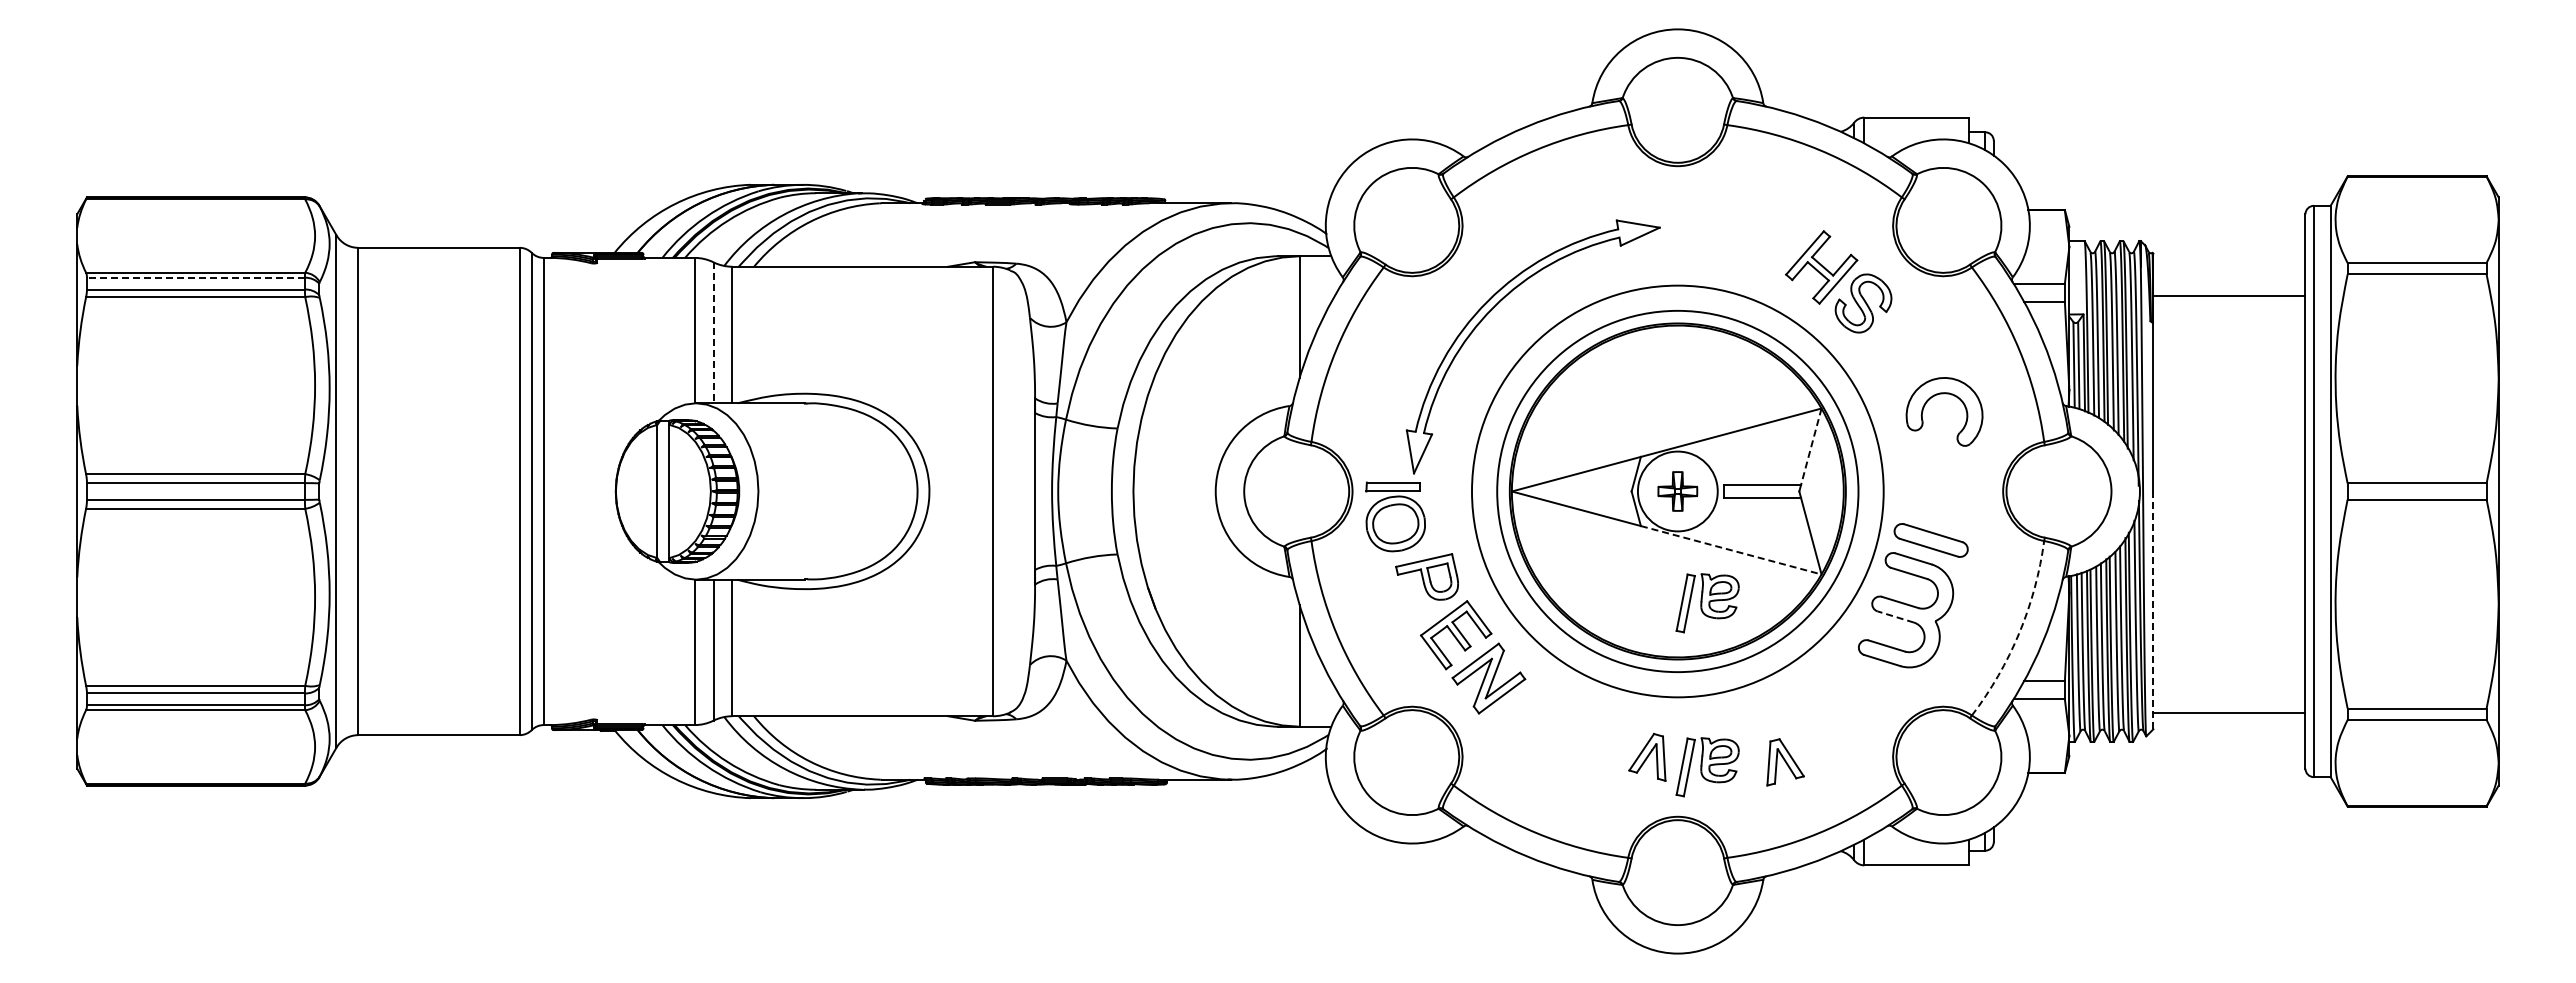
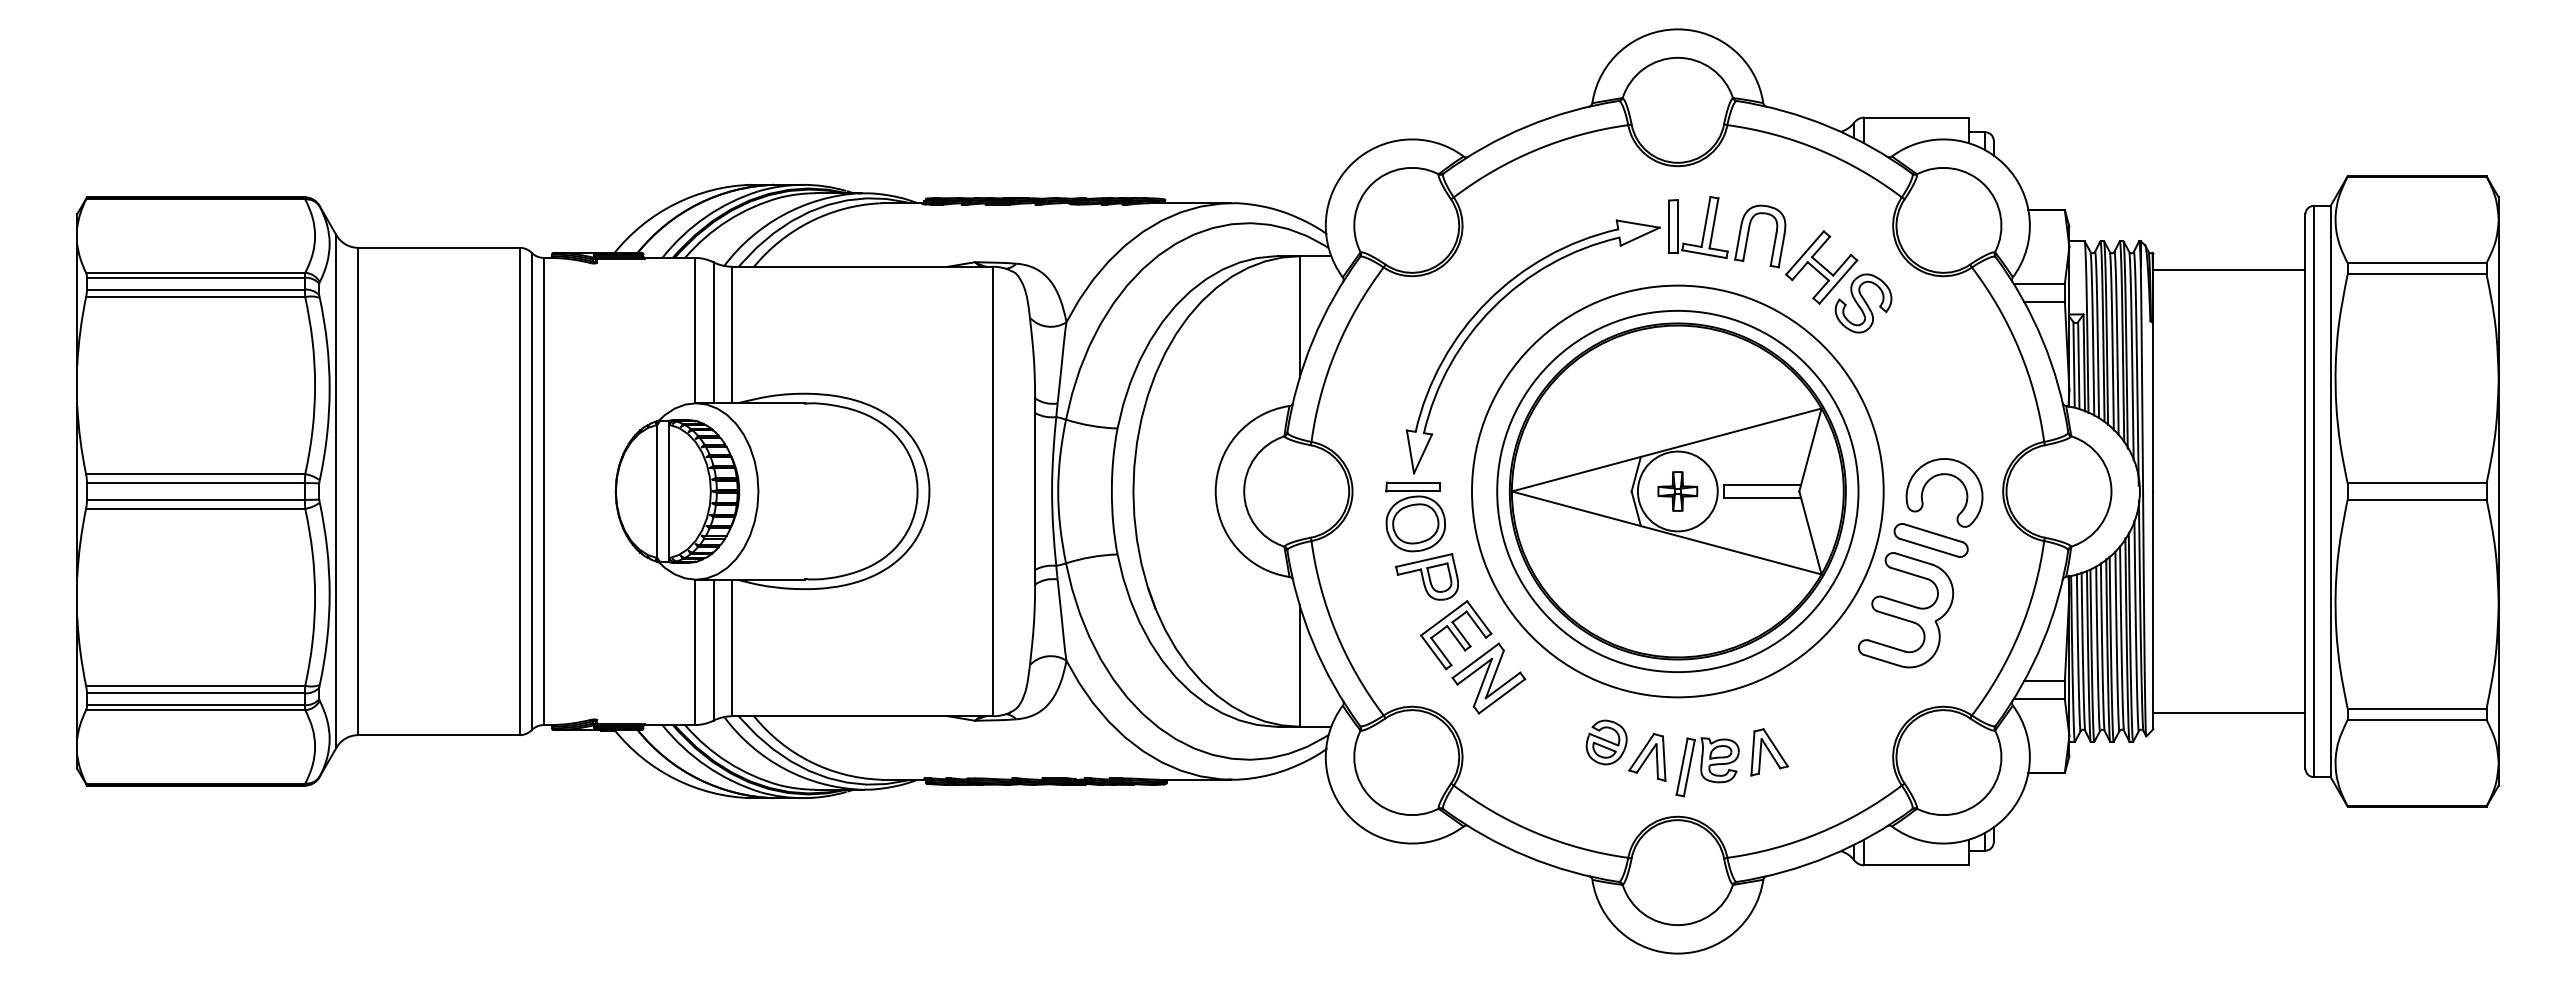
part: none -> present (1738, 234)
line: dashed -> solid (195, 277)
line position: (2229, 296) -> (2229, 270) (2229, 270)
line: dashed -> solid (713, 333)
part position: (1944, 394) -> (1944, 475) (1944, 475)
line: dashed -> solid (1811, 446)
part position: (1395, 516) -> (1415, 516) (1415, 516)
line: dashed -> solid (1731, 550)
part: present -> none (1707, 603)
line: dashed -> solid (2153, 610)
line: dashed -> solid (1895, 616)
arc: dashed -> solid (2019, 632)
part: none -> present (1606, 742)
part position: (1785, 762) -> (1769, 752) (1769, 752)
